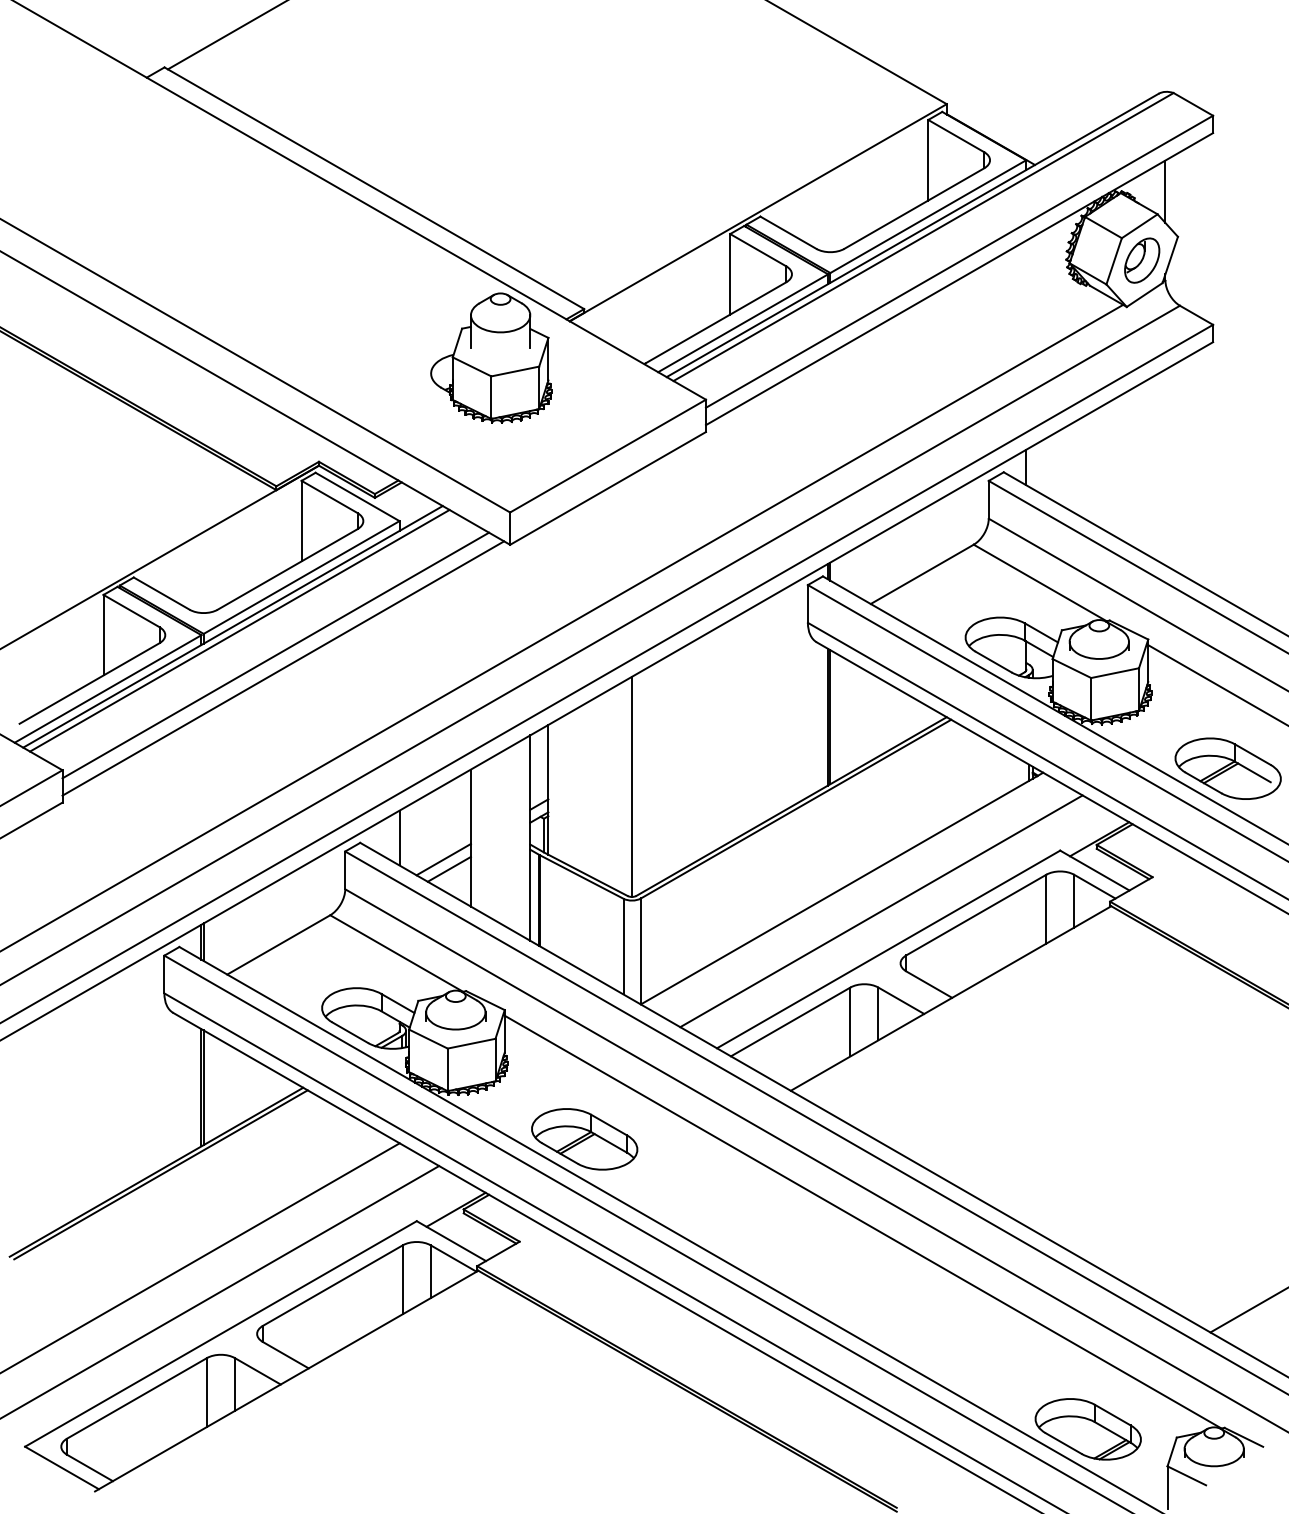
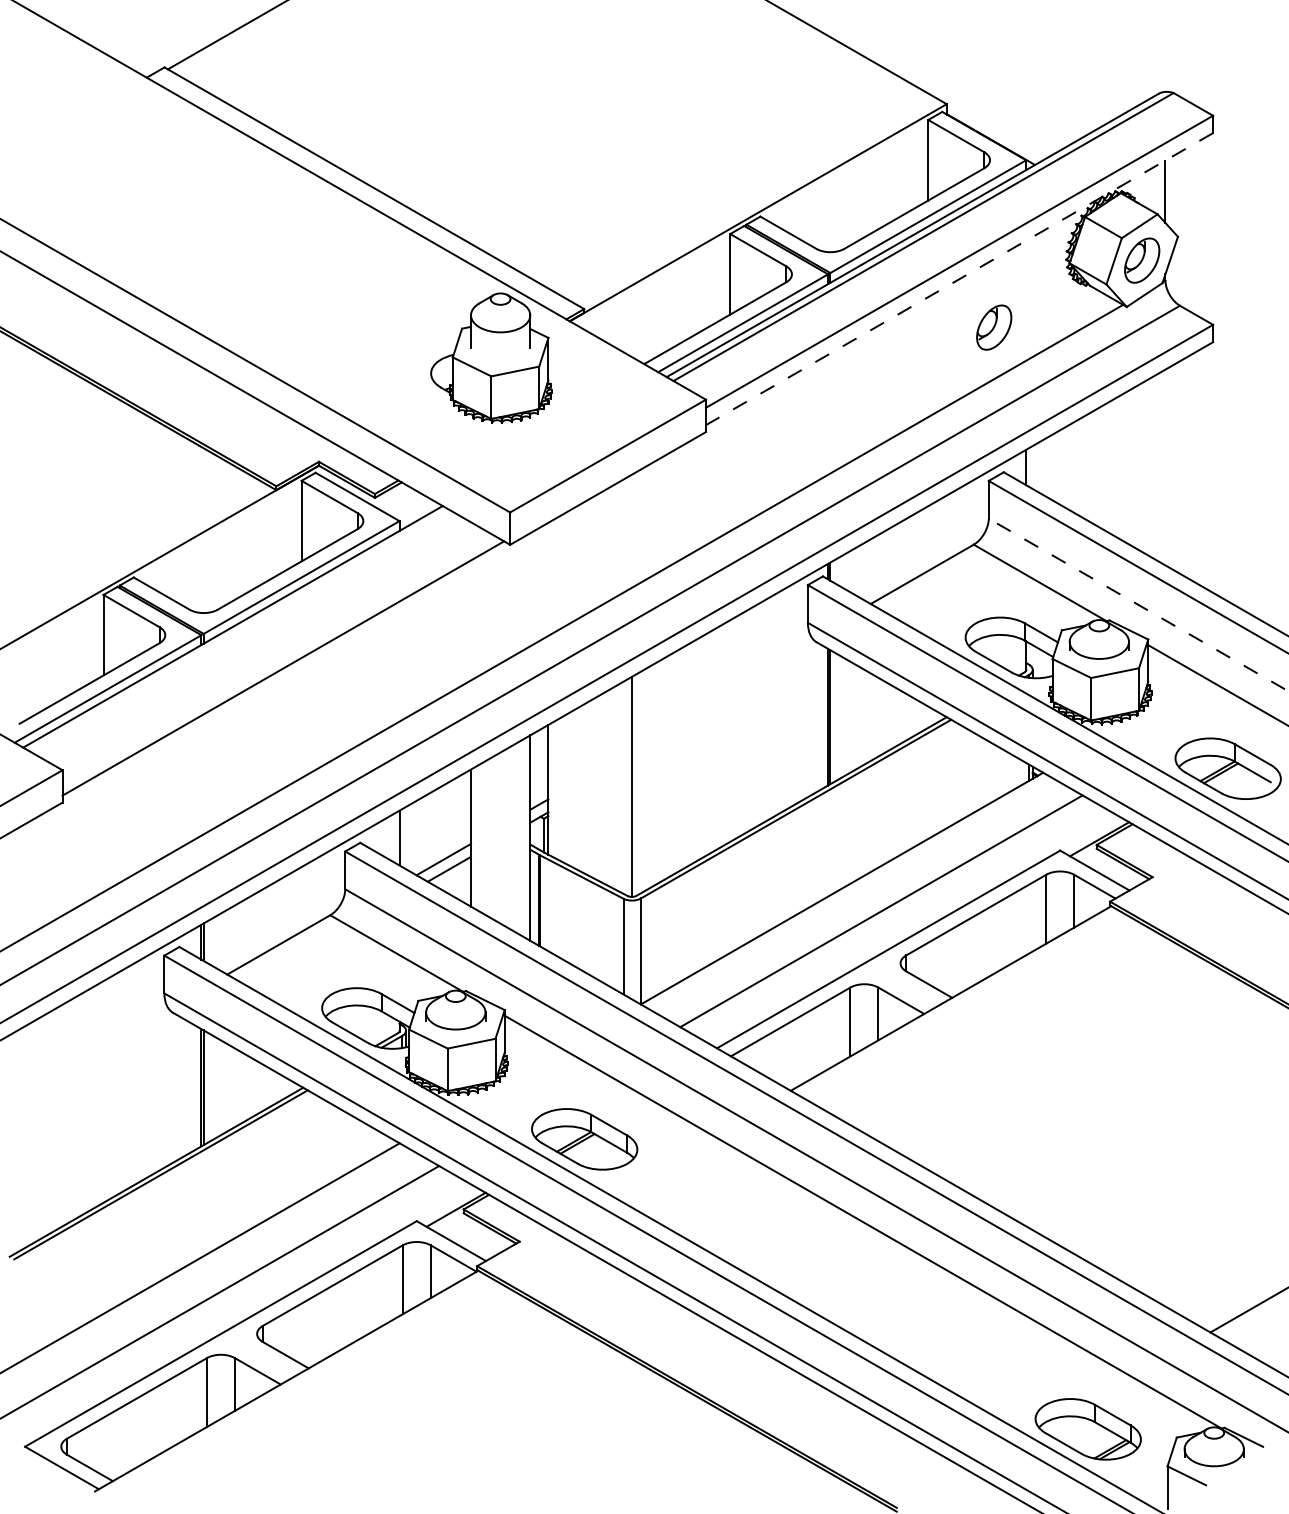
line: solid -> dashed (959, 279)
part: none -> present (994, 327)
line: solid -> dashed (1138, 604)
line: present -> none (239, 630)
line: present -> none (275, 655)
